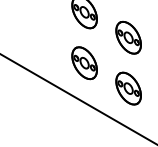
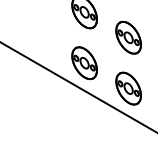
line position: (78, 99) -> (78, 87) (78, 87)
